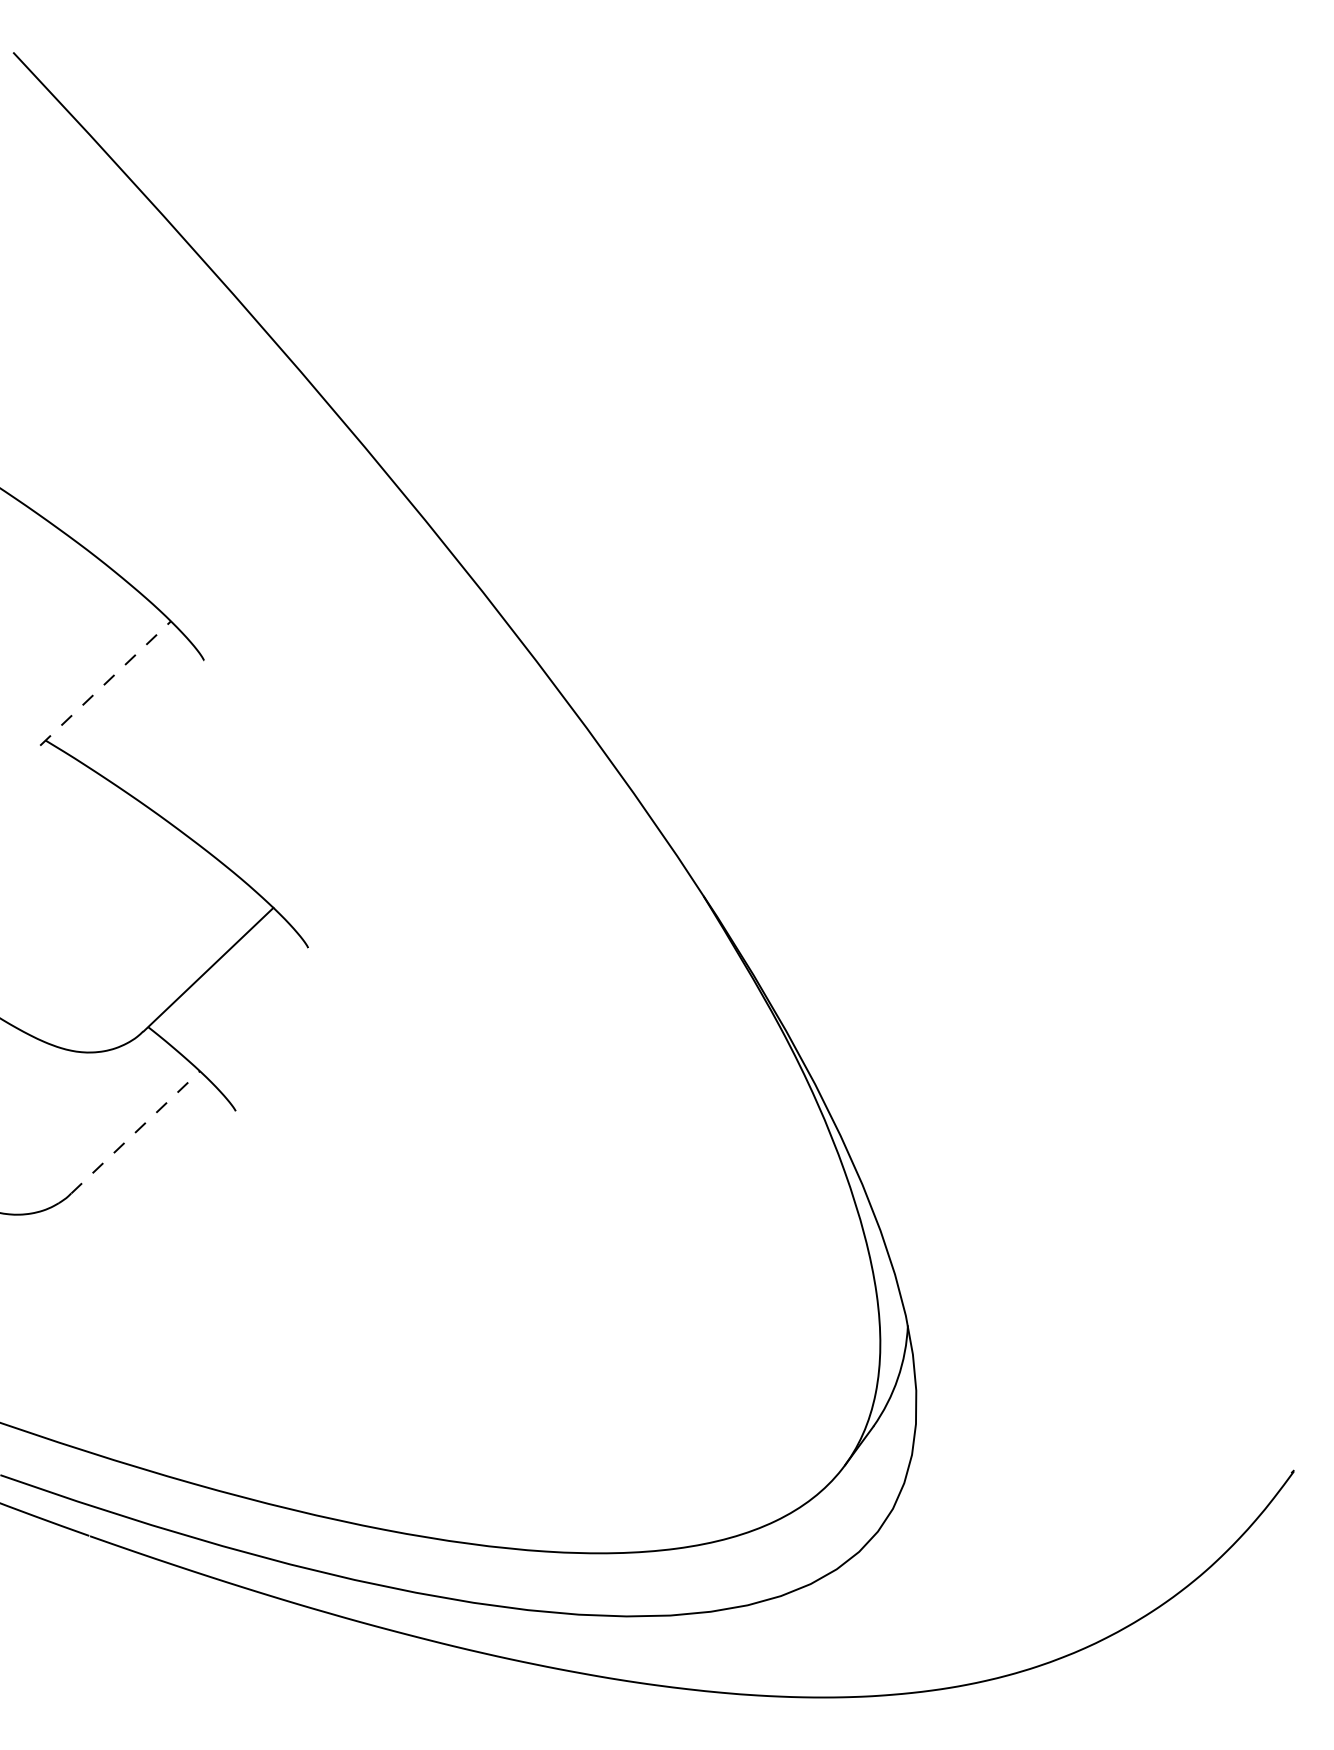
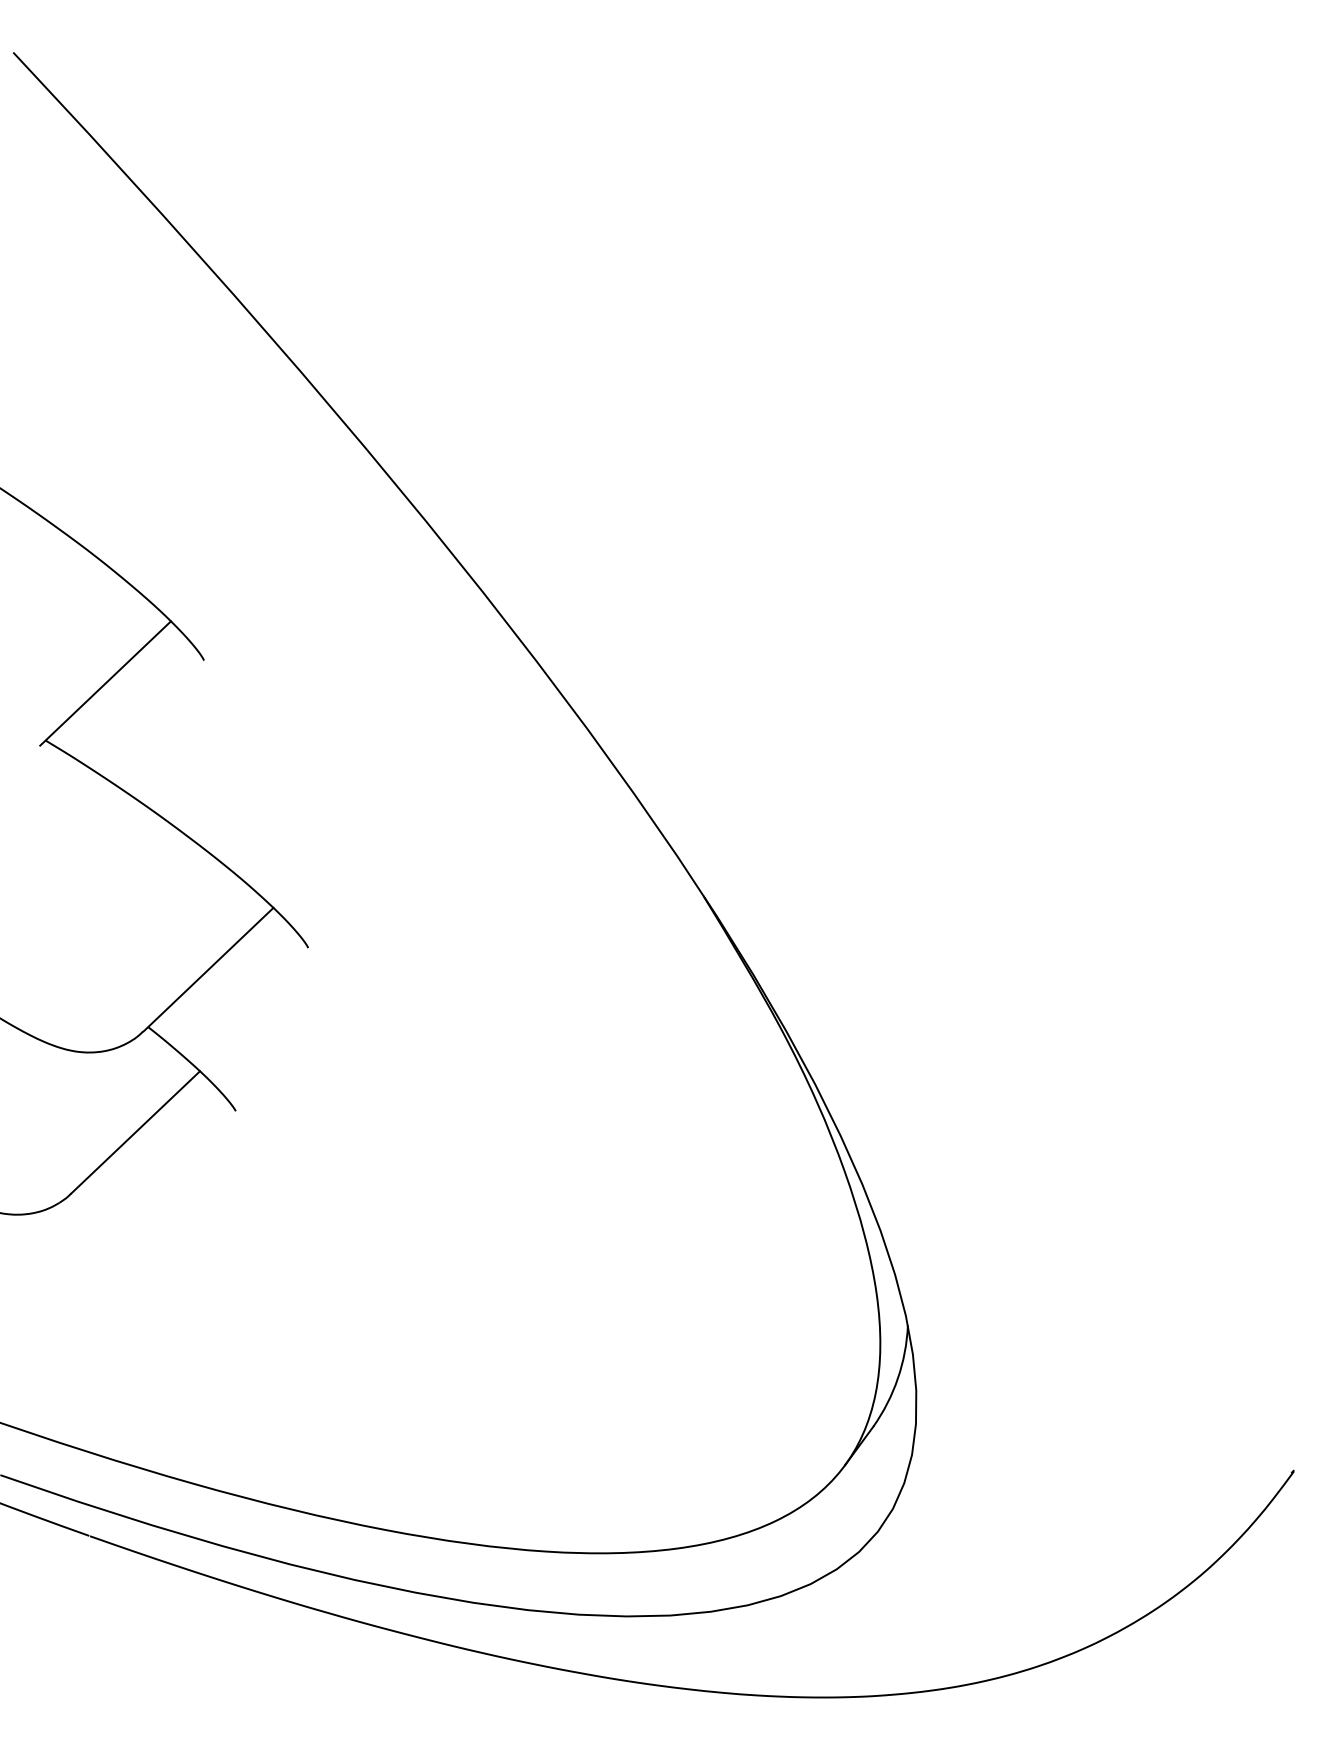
line: dashed -> solid (105, 683)
line: dashed -> solid (135, 1132)
